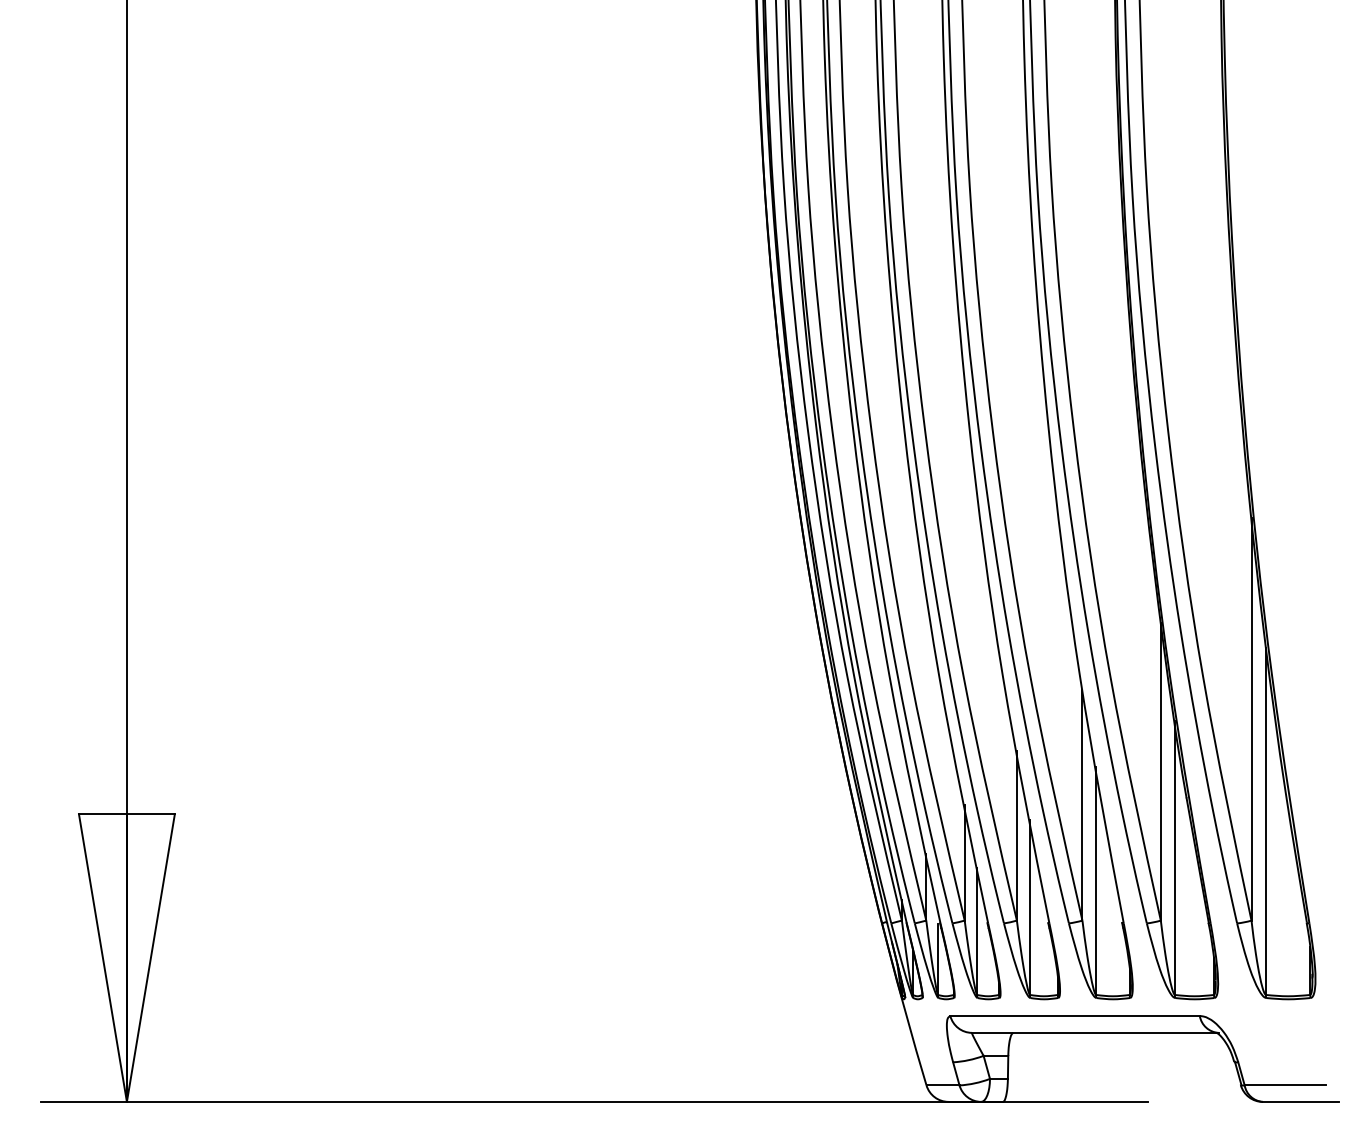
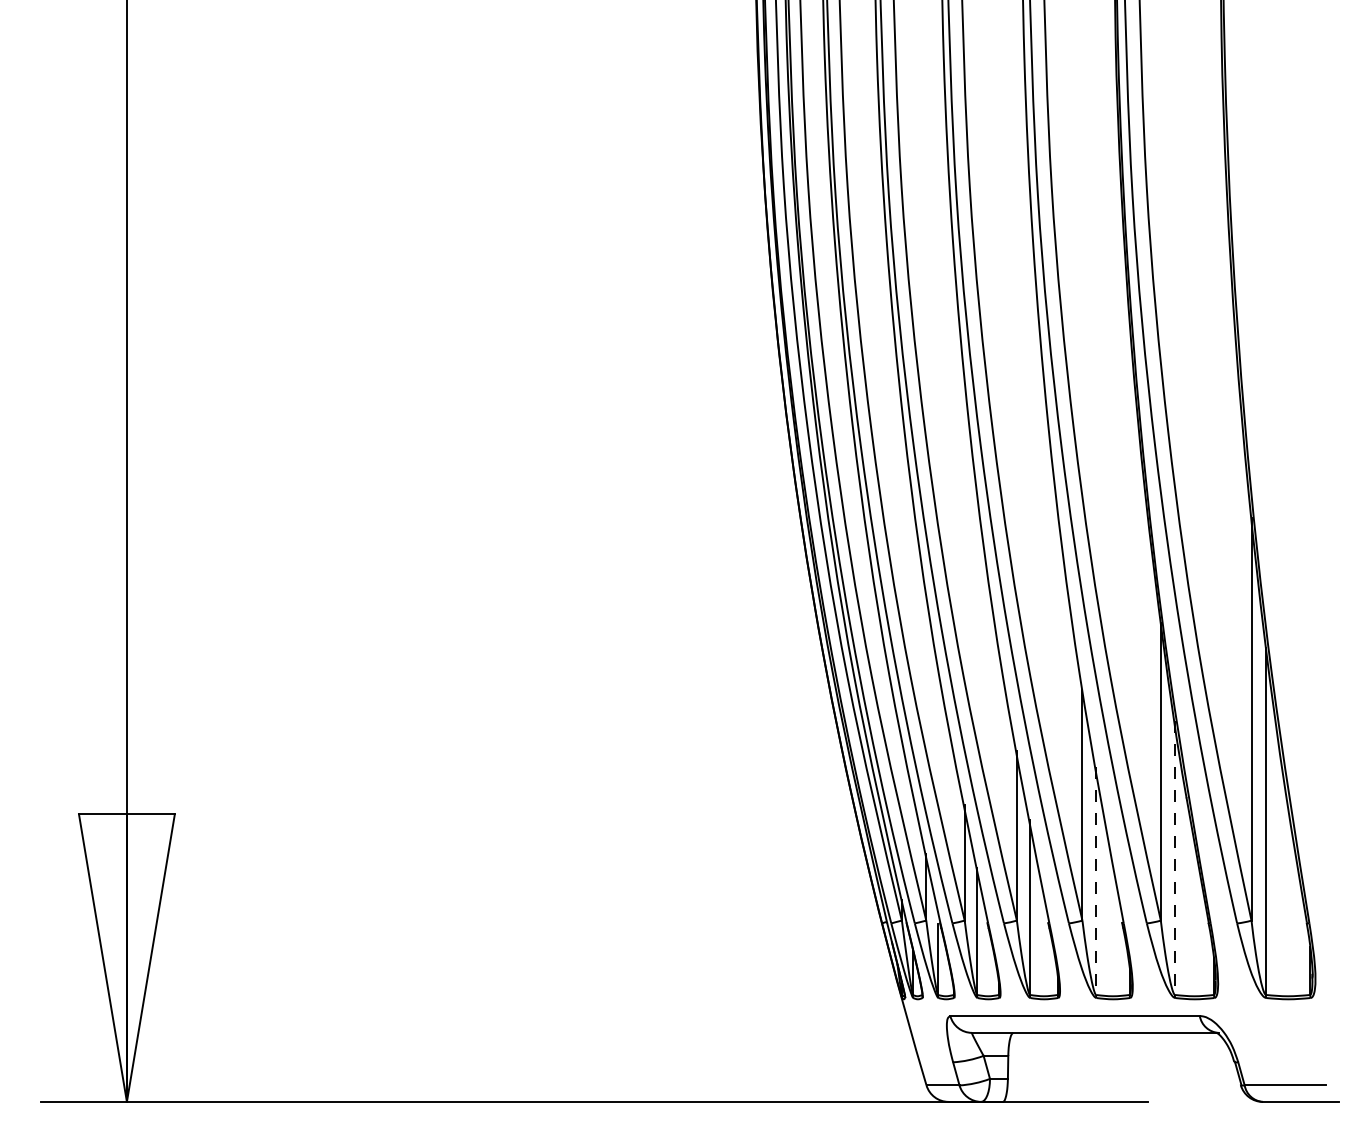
line: solid -> dashed (1174, 858)
line: solid -> dashed (1096, 881)
